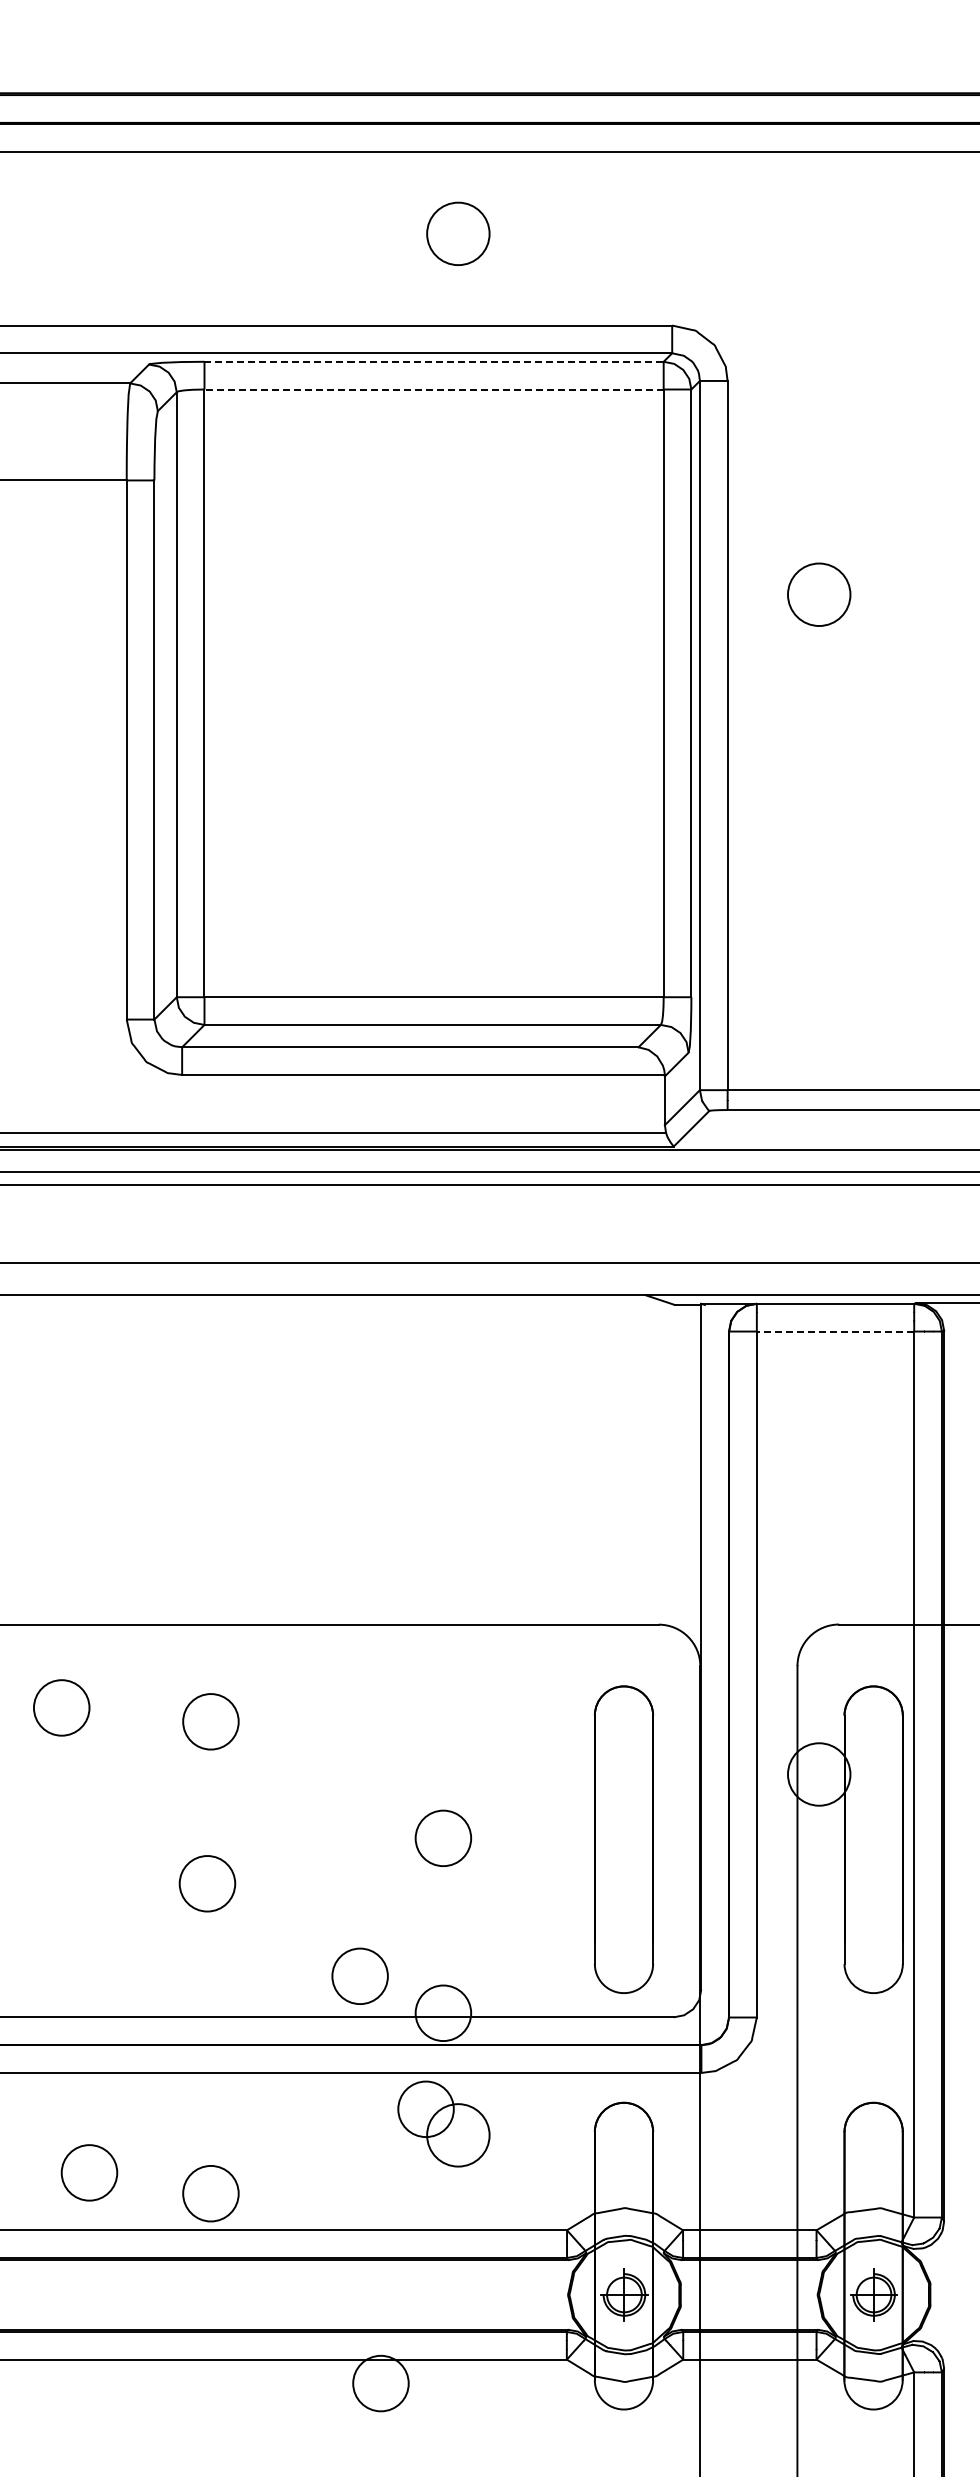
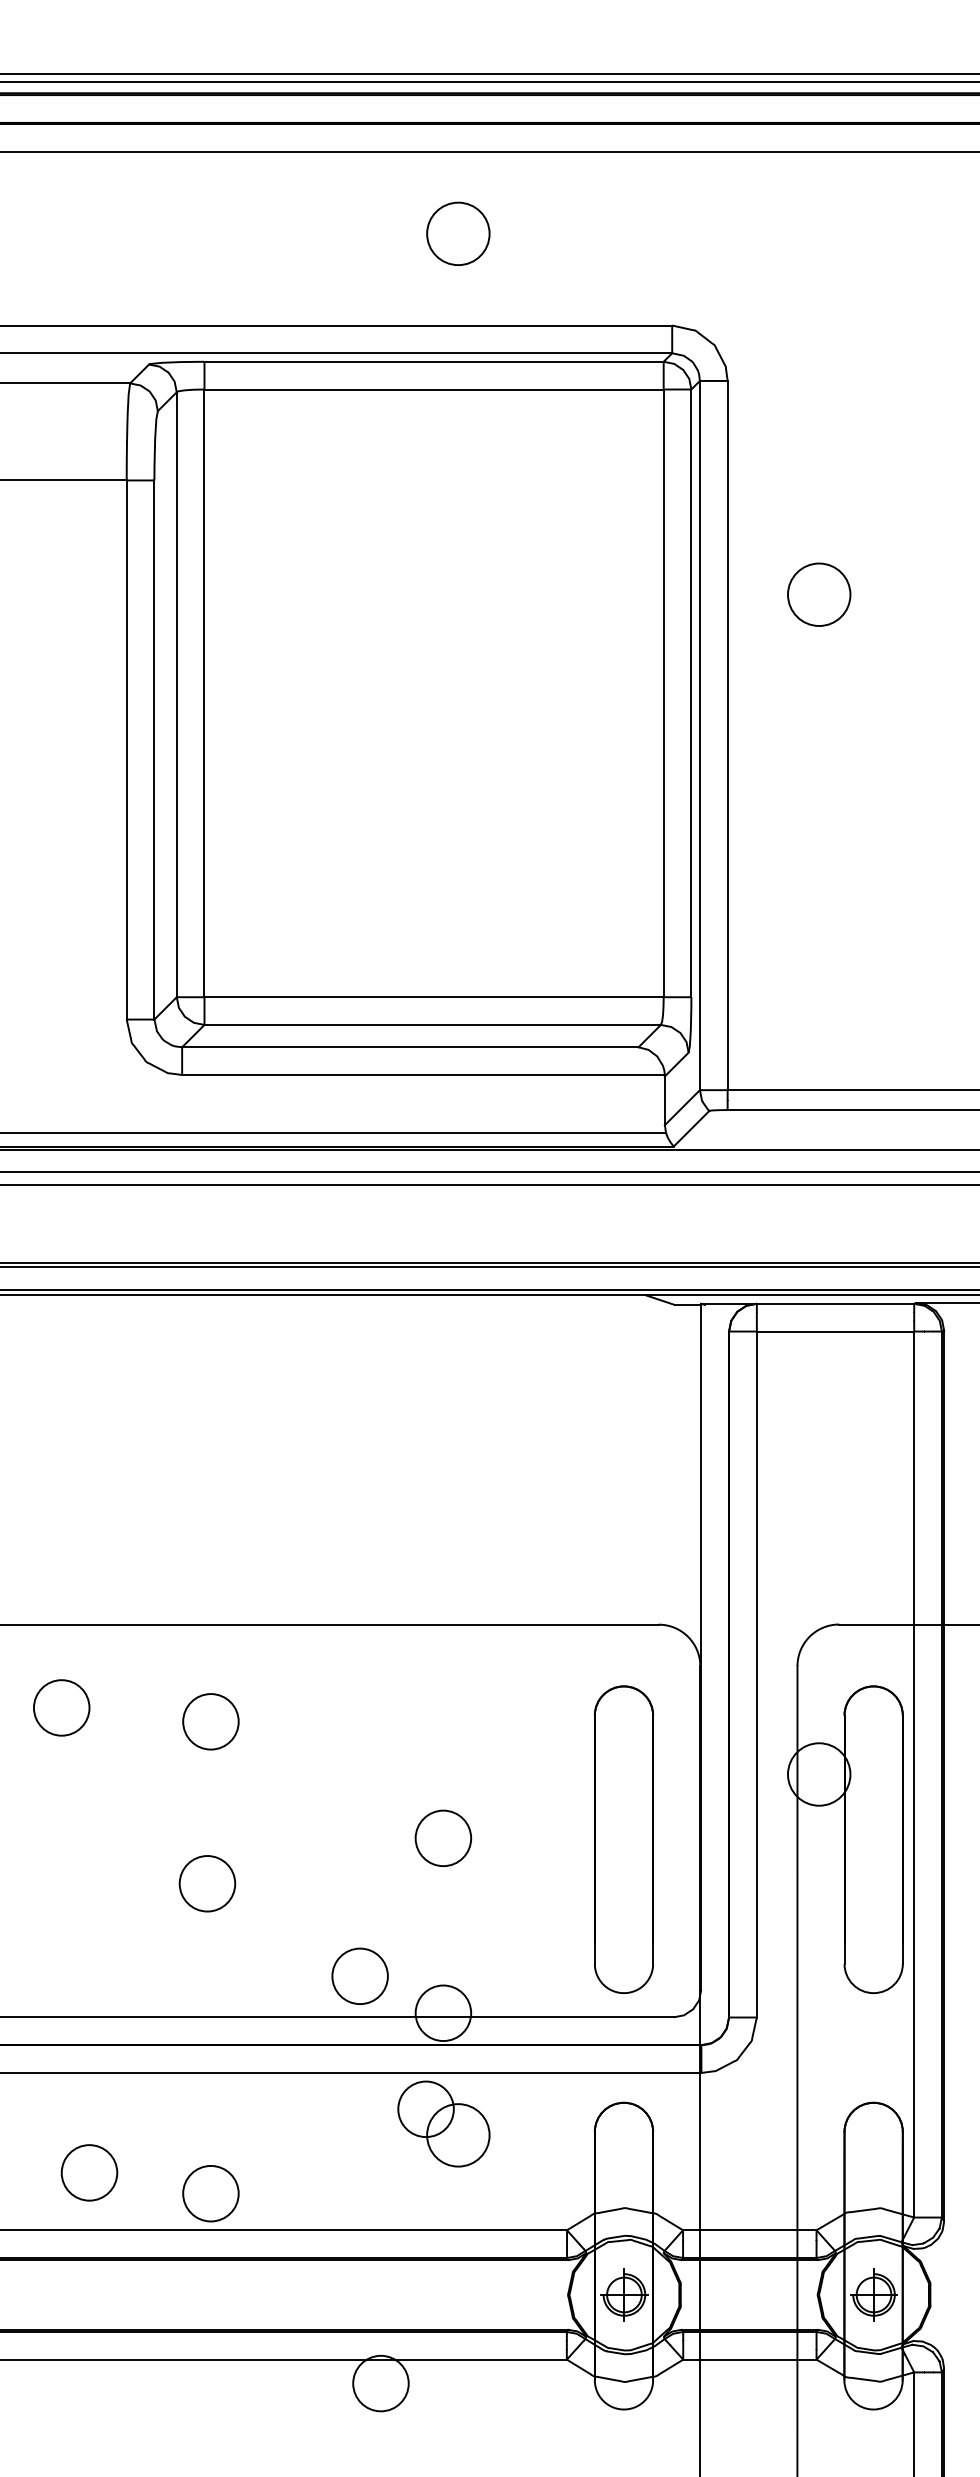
line: none -> present (489, 74)
line: none -> present (489, 82)
line: dashed -> solid (434, 361)
line: dashed -> solid (434, 389)
line: none -> present (489, 1266)
line: none -> present (489, 1290)
line: dashed -> solid (835, 1331)
